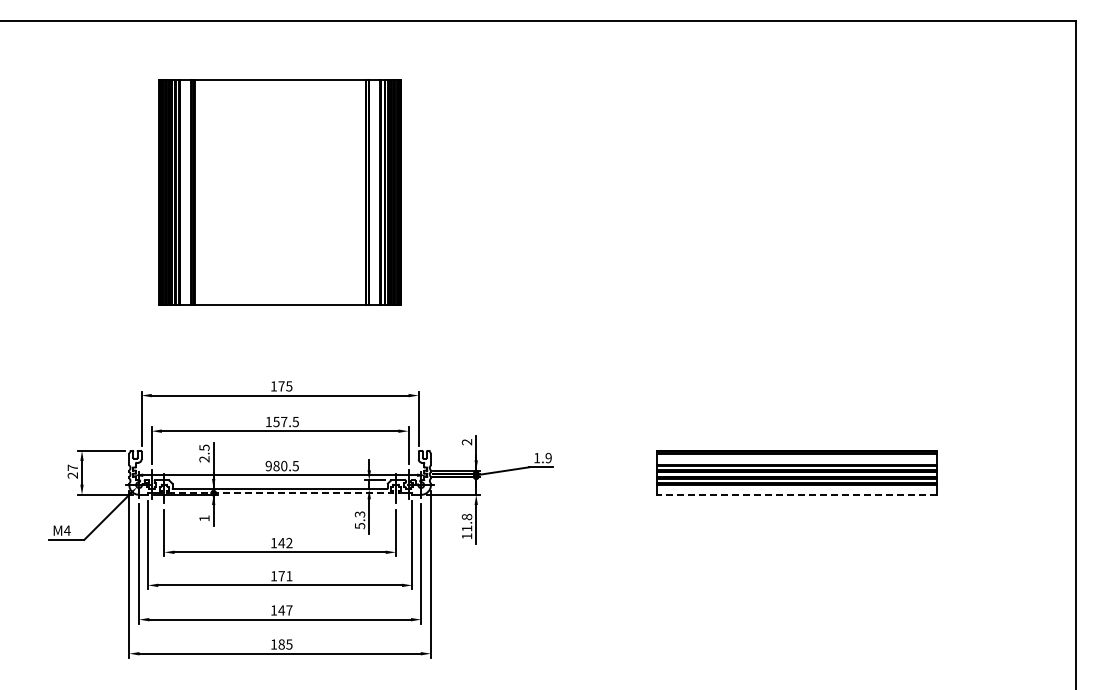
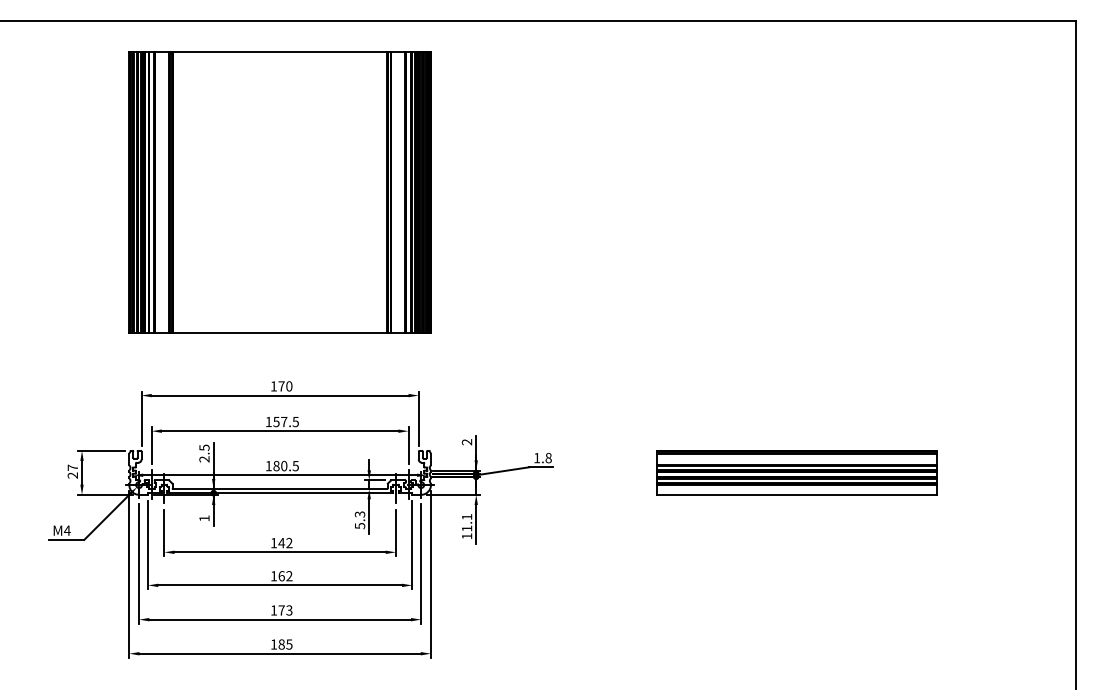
part size: 244x227 px -> 304x283 px (279, 192)
text: 175 -> 170 (289, 386)
text: 1.9 -> 1.8 (548, 458)
text: 980.5 -> 180.5 (268, 465)
line: dashed -> solid (280, 493)
line: dashed -> solid (796, 494)
text: 11.8 -> 11.1 (466, 516)
text: 171 -> 162 (285, 576)
text: 147 -> 173 (285, 610)
